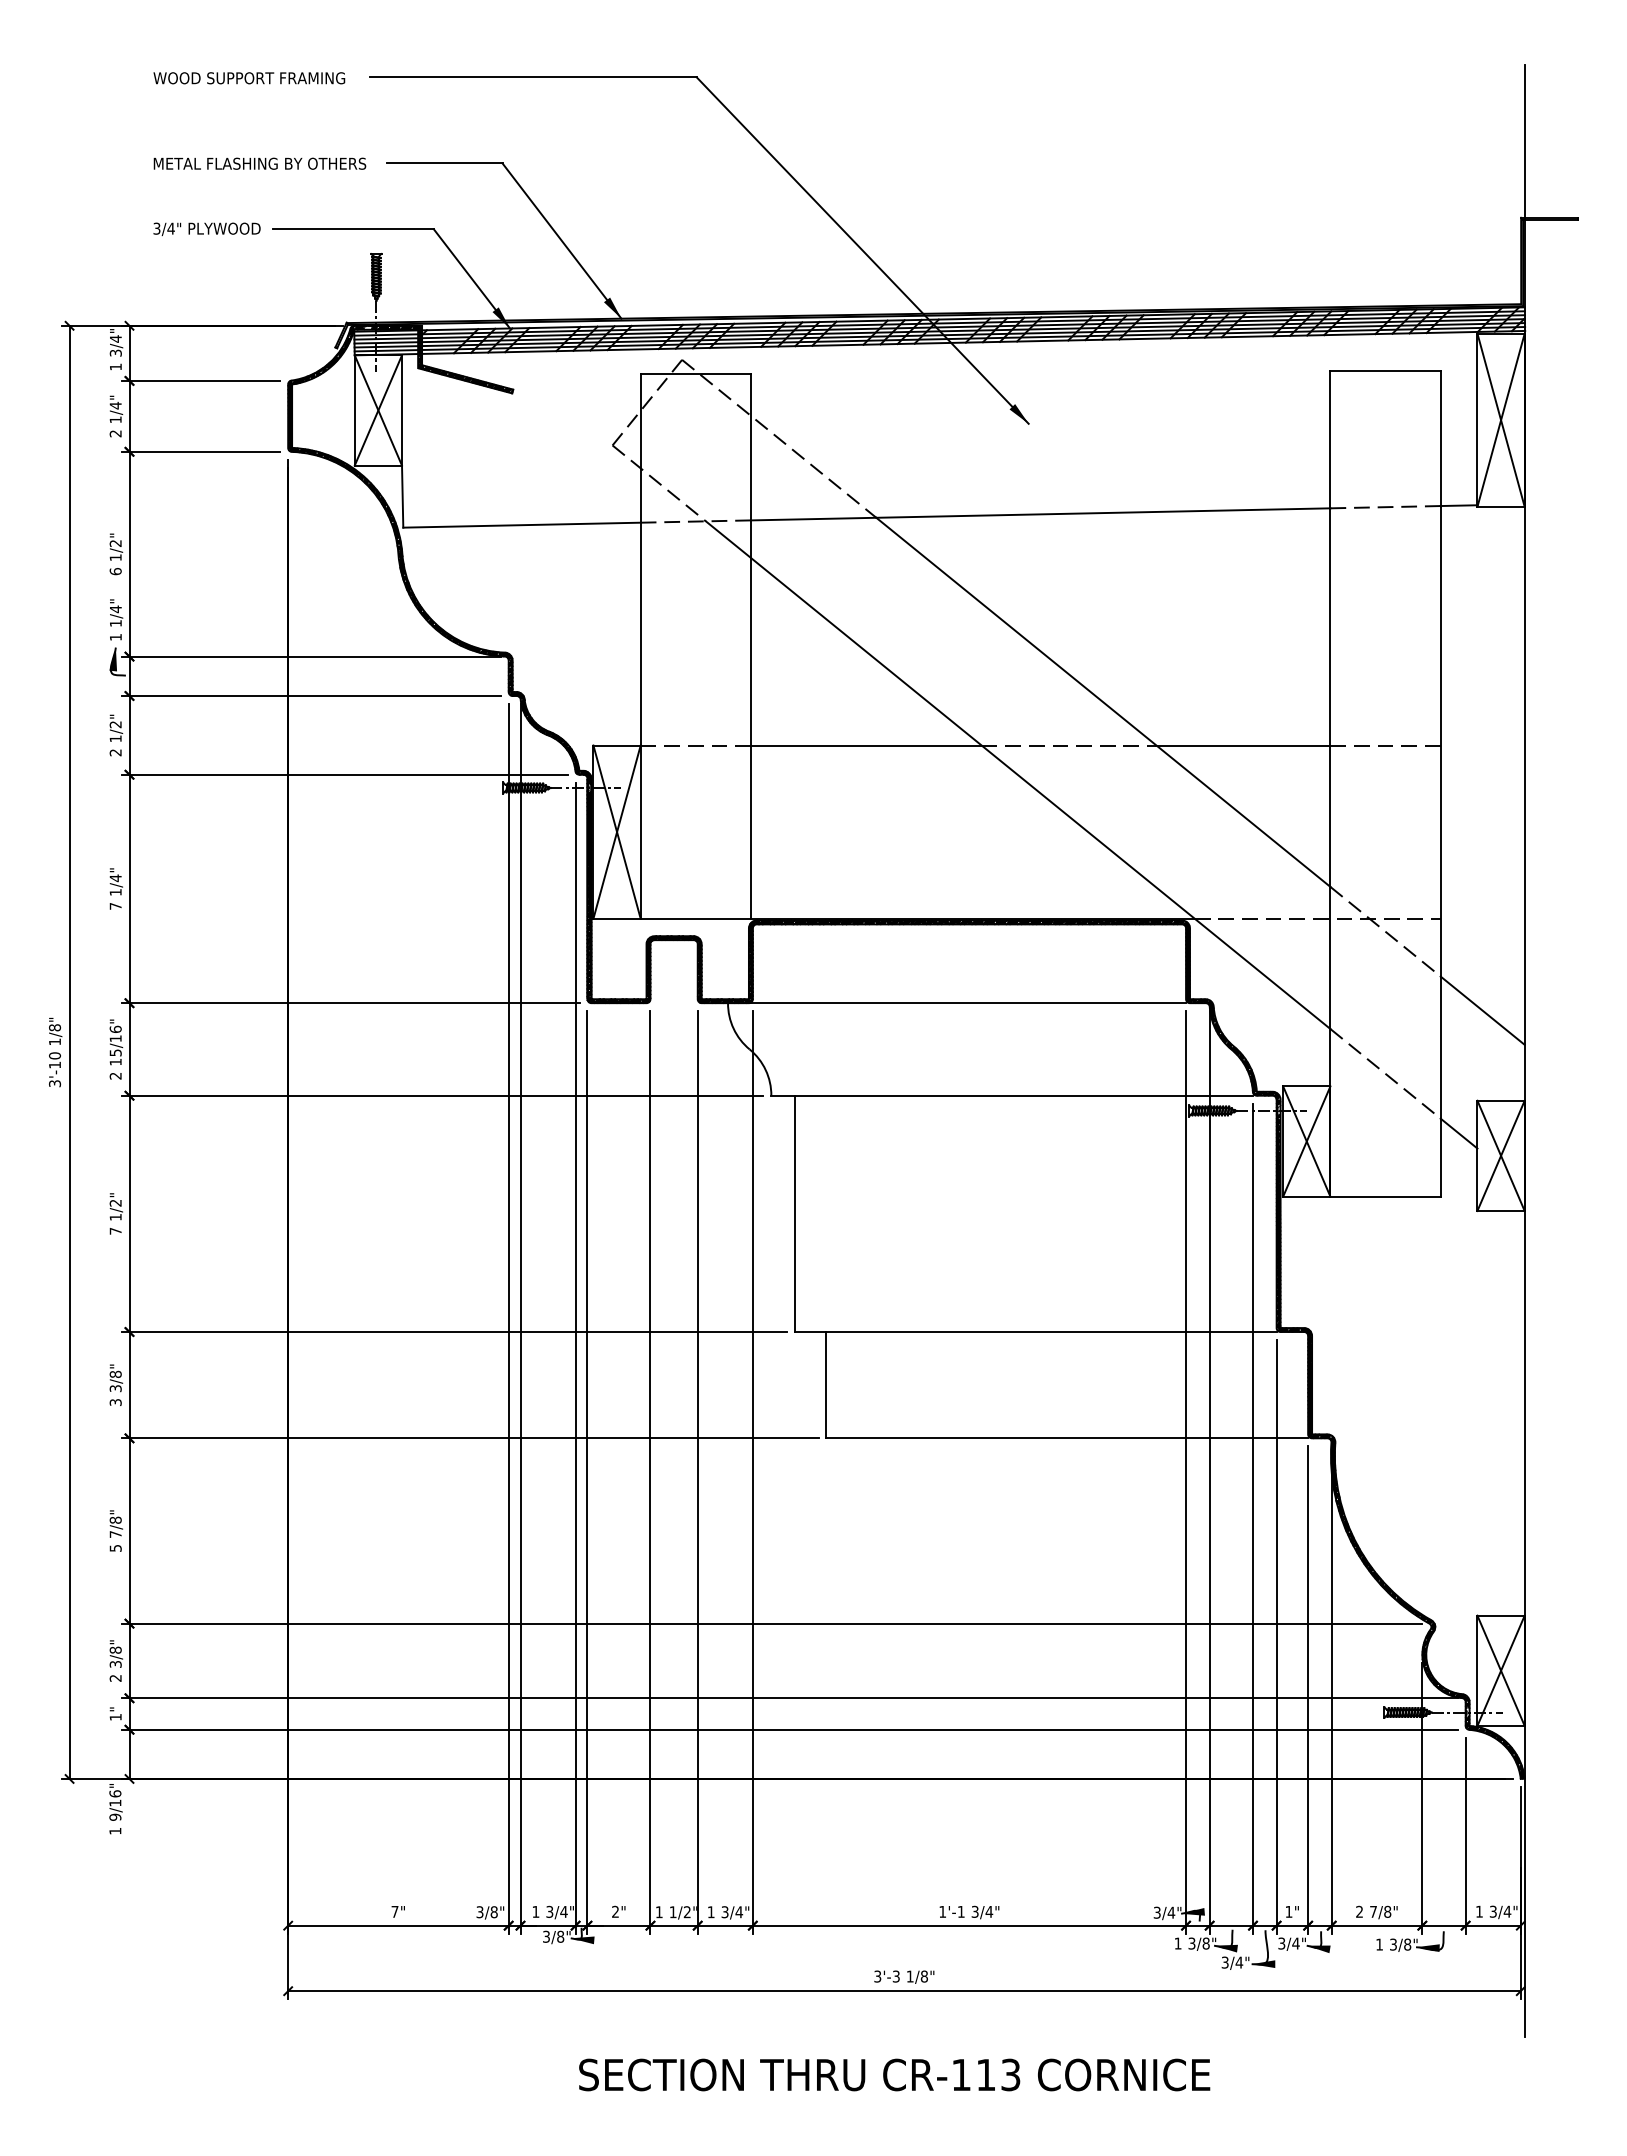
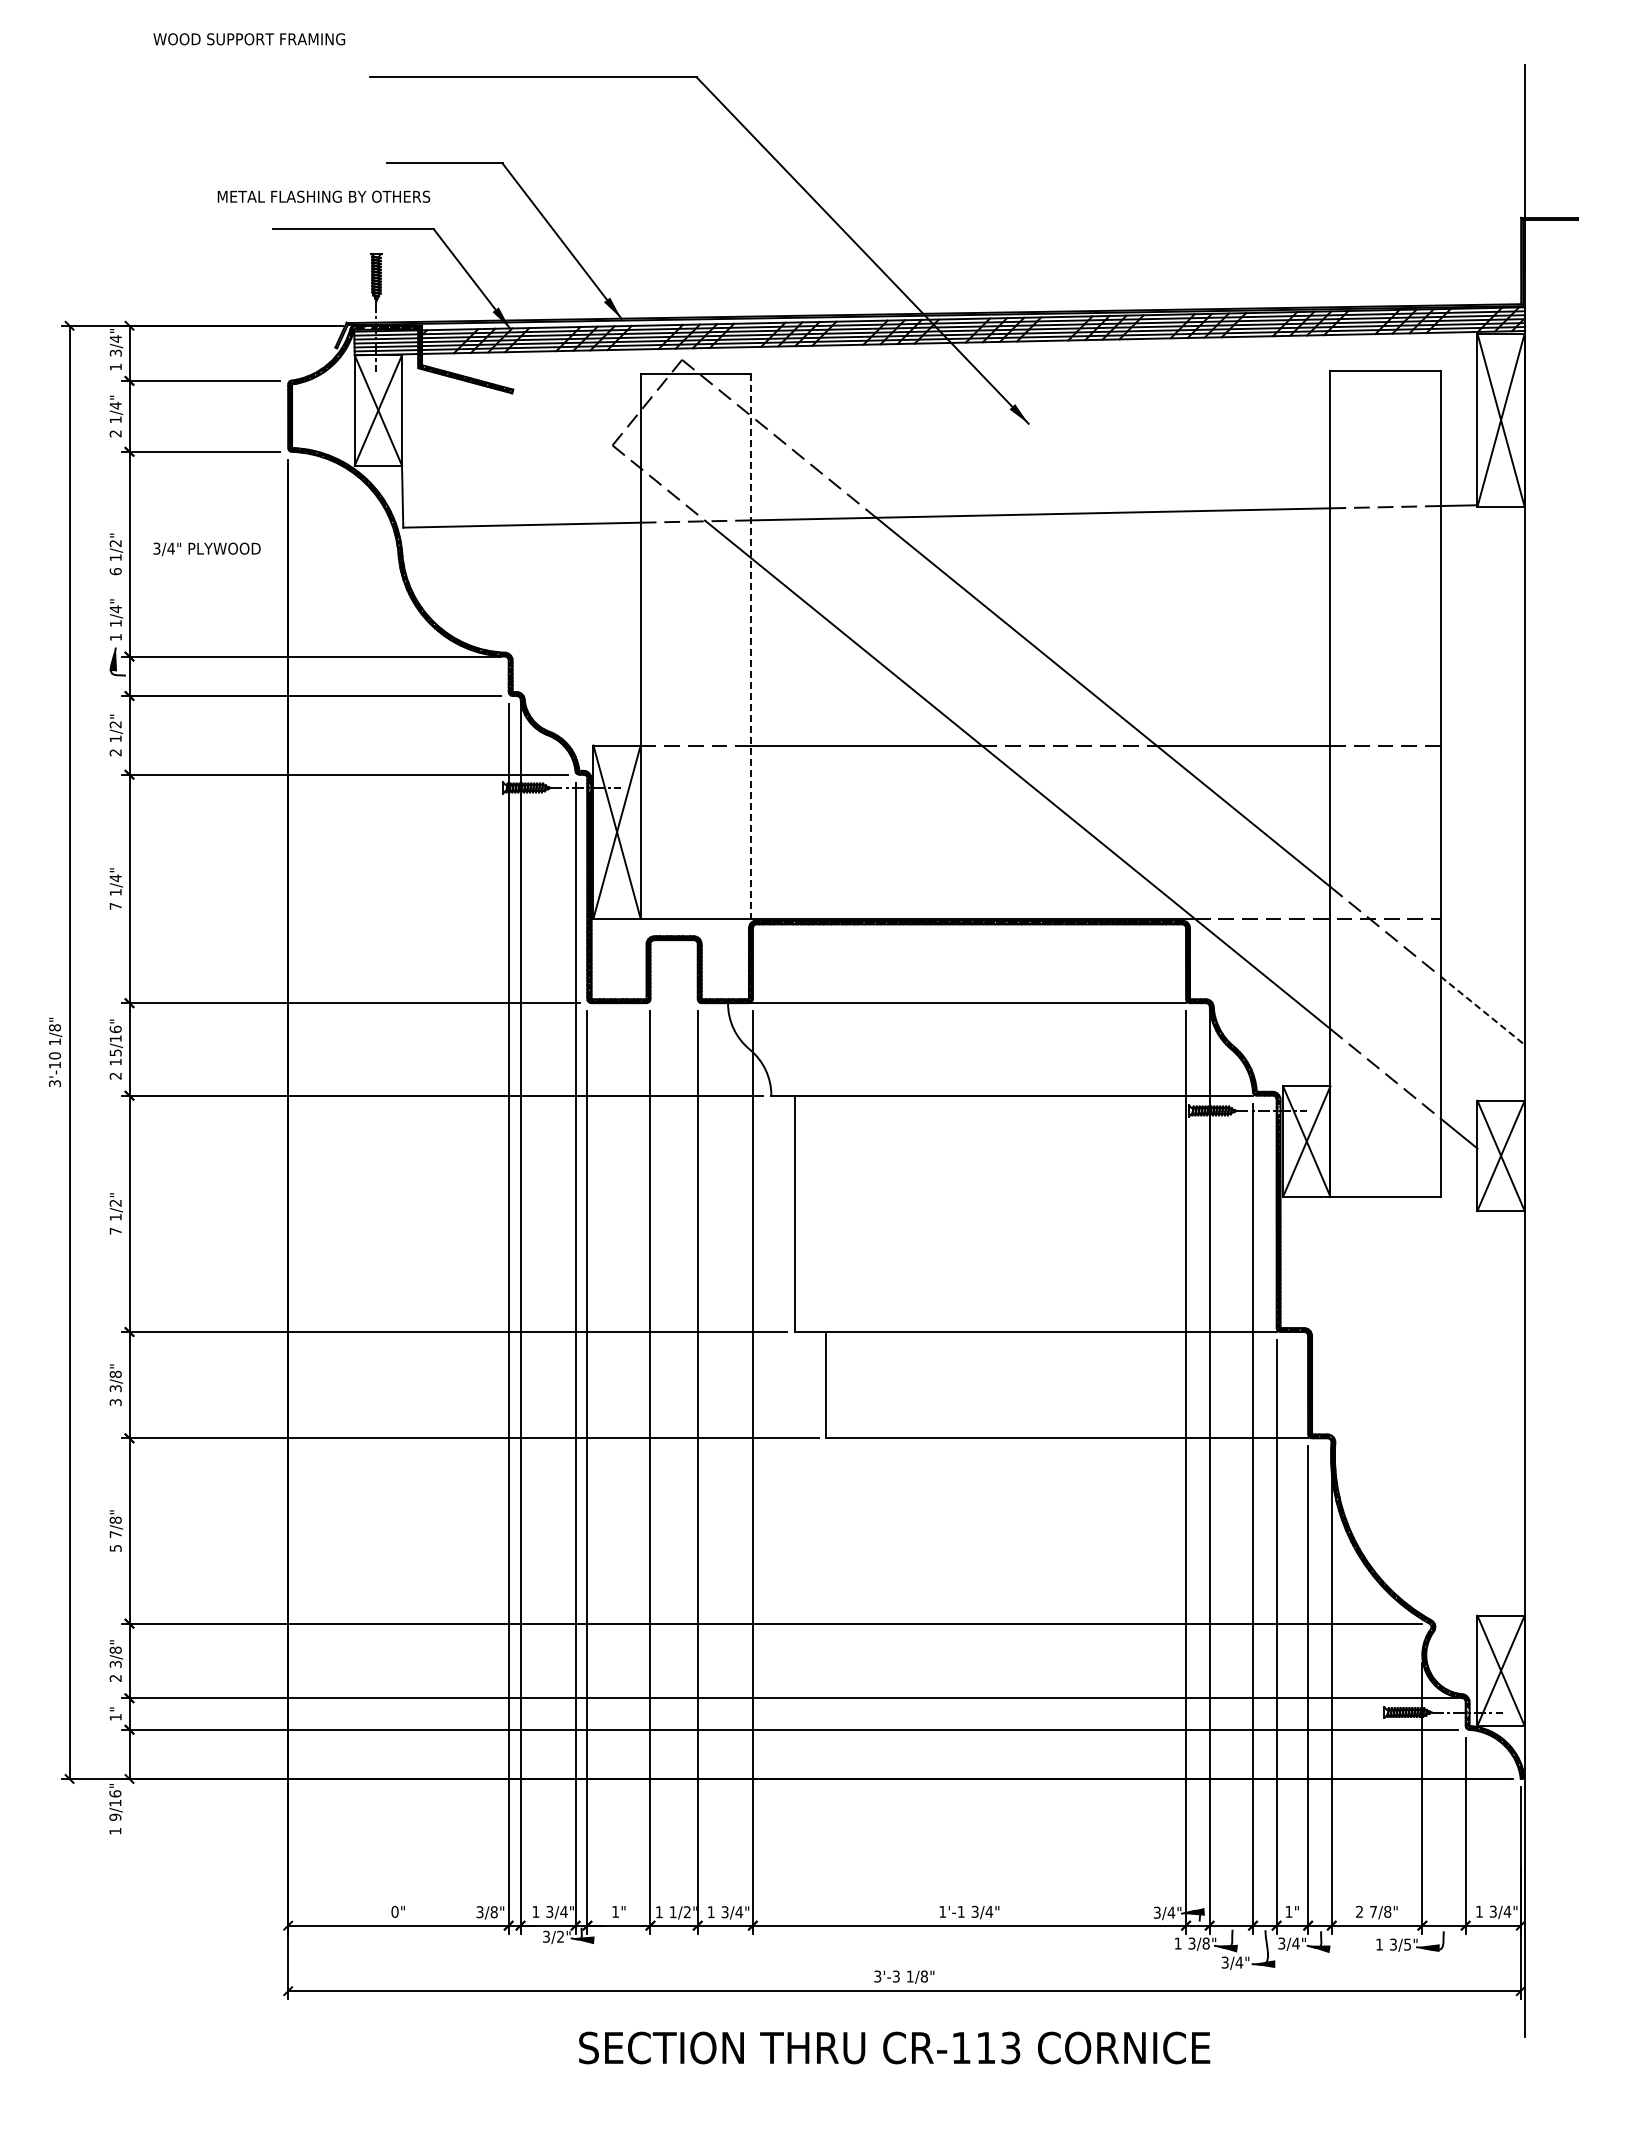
text position: (249, 78) -> (249, 39) (249, 39)
text position: (259, 163) -> (323, 196) (323, 196)
text position: (206, 228) -> (206, 548) (206, 548)
line: solid -> dashed (750, 647)
line: solid -> dashed (1483, 1011)
text: 7" -> 0" (394, 1911)
text: 2" -> 1" (615, 1911)
text: 3/8" -> 3/2" (560, 1936)
text: 3/8" -> 3/5" (1407, 1944)
text position: (894, 2074) -> (894, 2047) (894, 2047)
